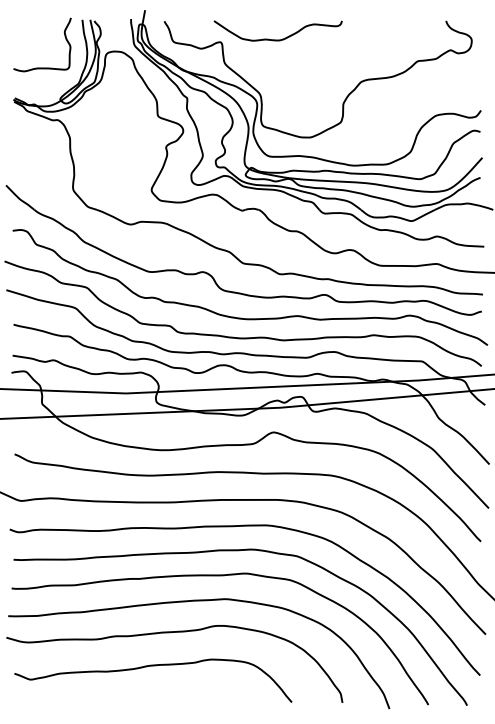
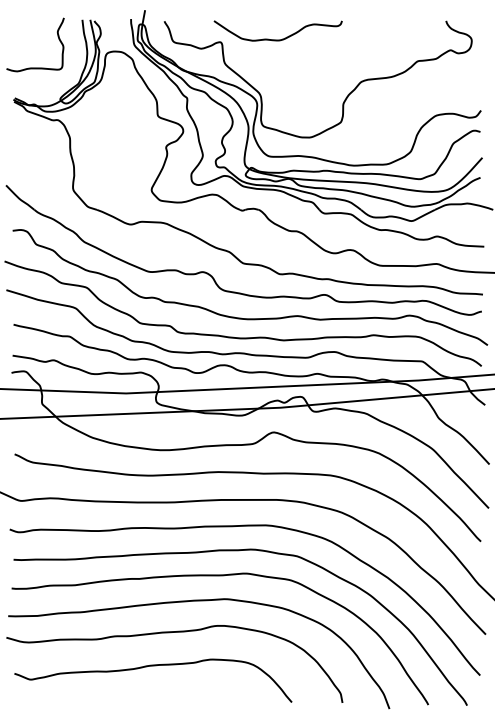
curve position: (42, 67) -> (35, 67) (35, 67)
